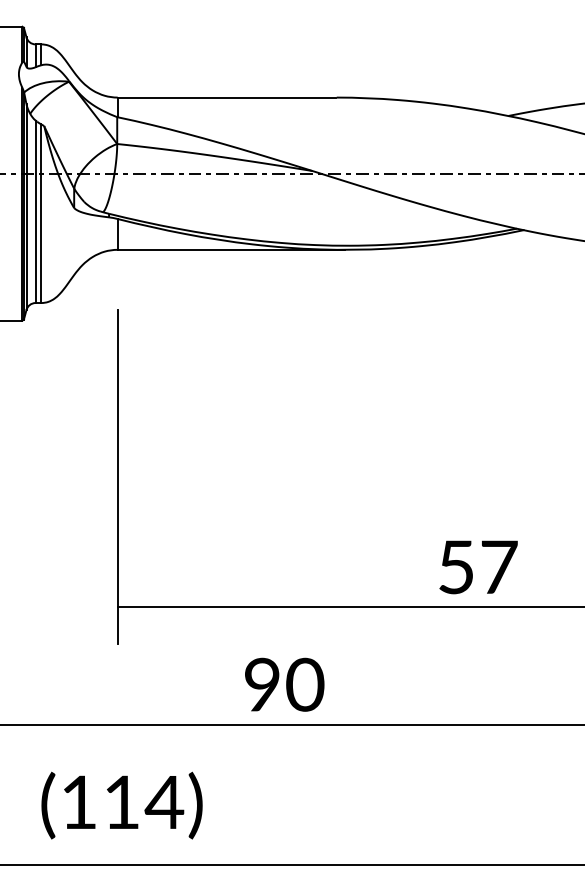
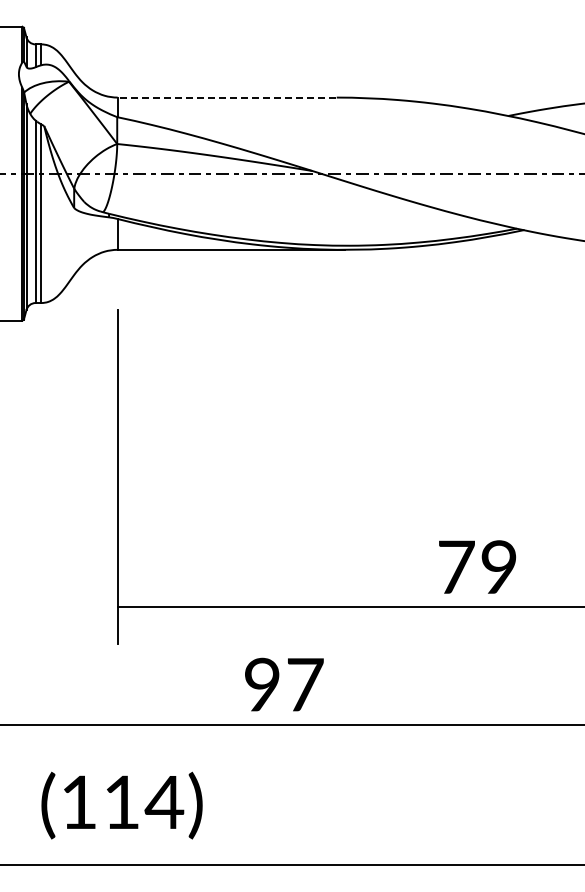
line: solid -> dashed (226, 97)
text: 57 -> 79 (478, 567)
text: 90 -> 97 (305, 684)
